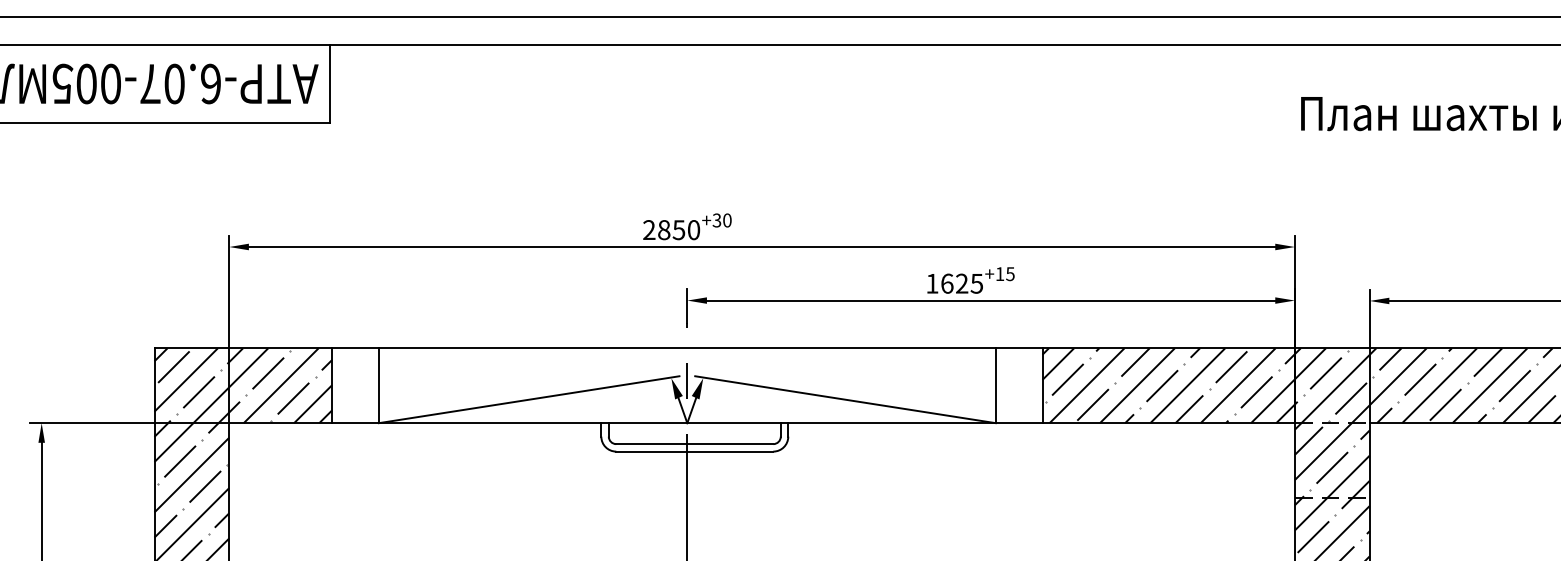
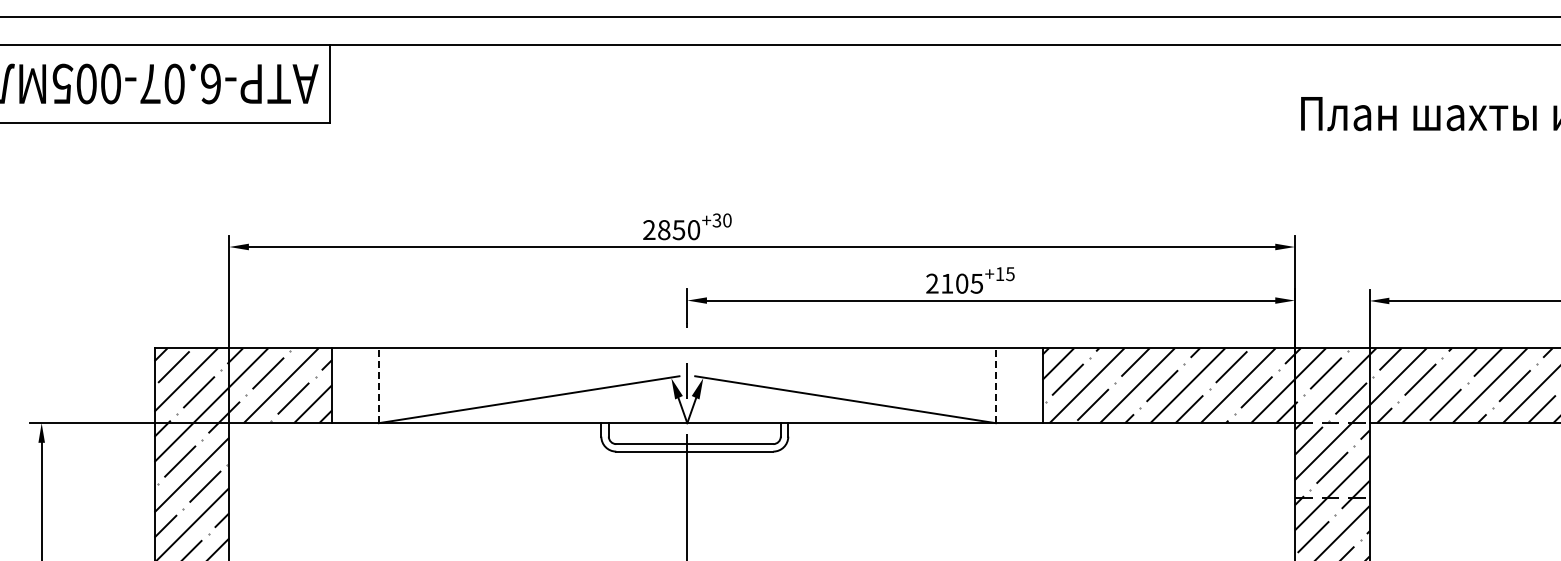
text: 1625 -> 2105 (947, 283)
line: solid -> dashed (378, 385)
line: solid -> dashed (995, 385)
